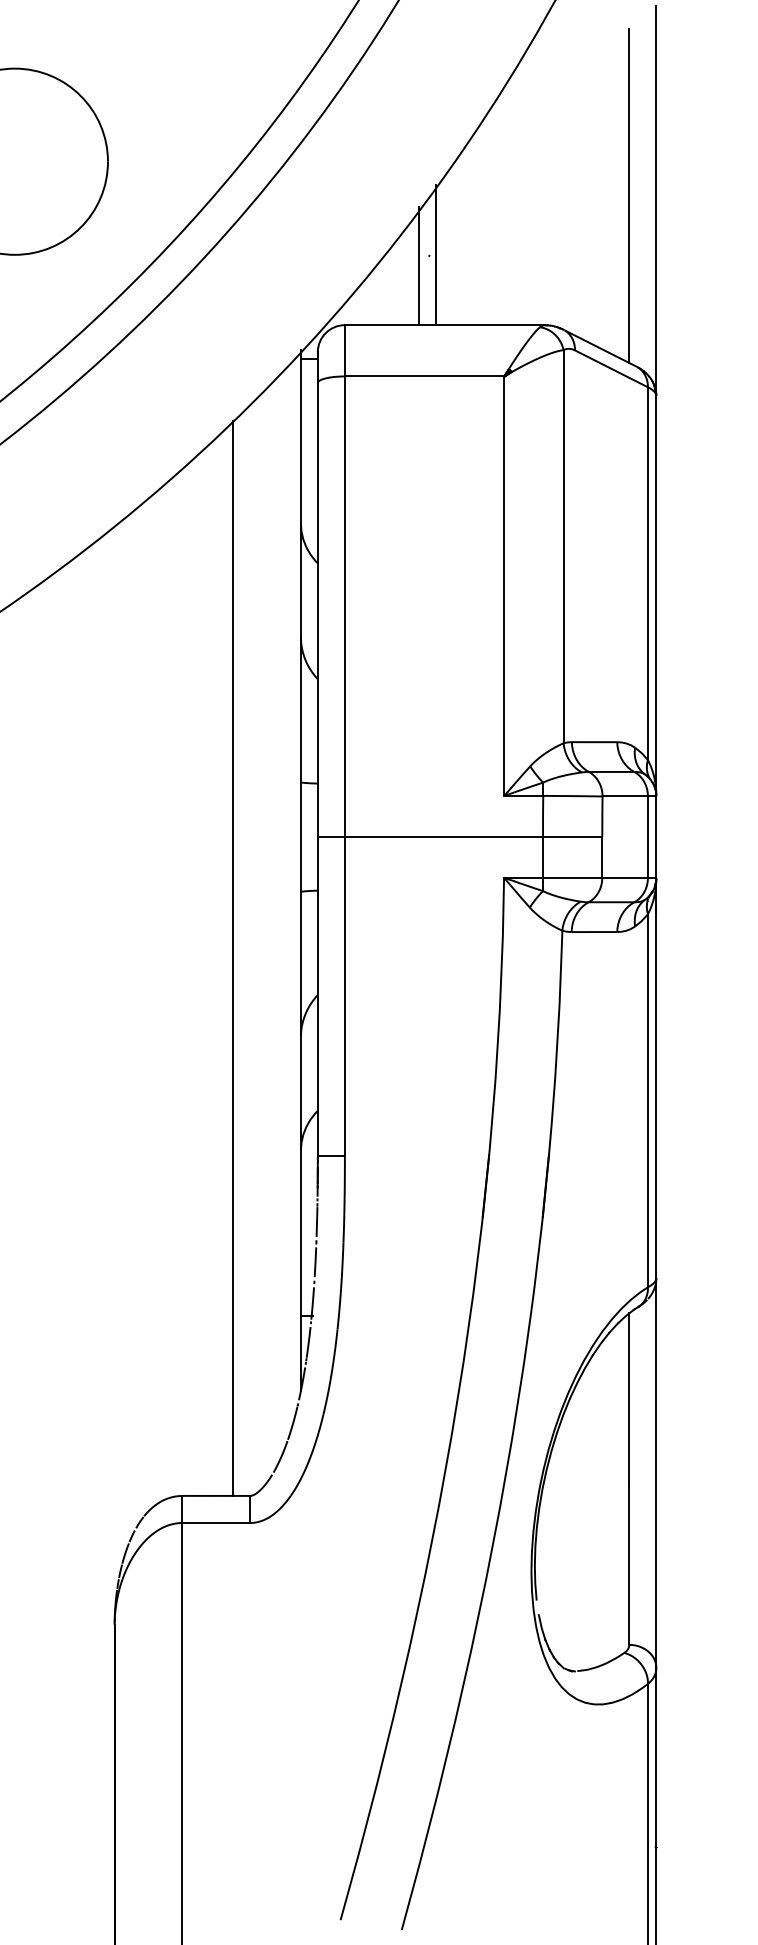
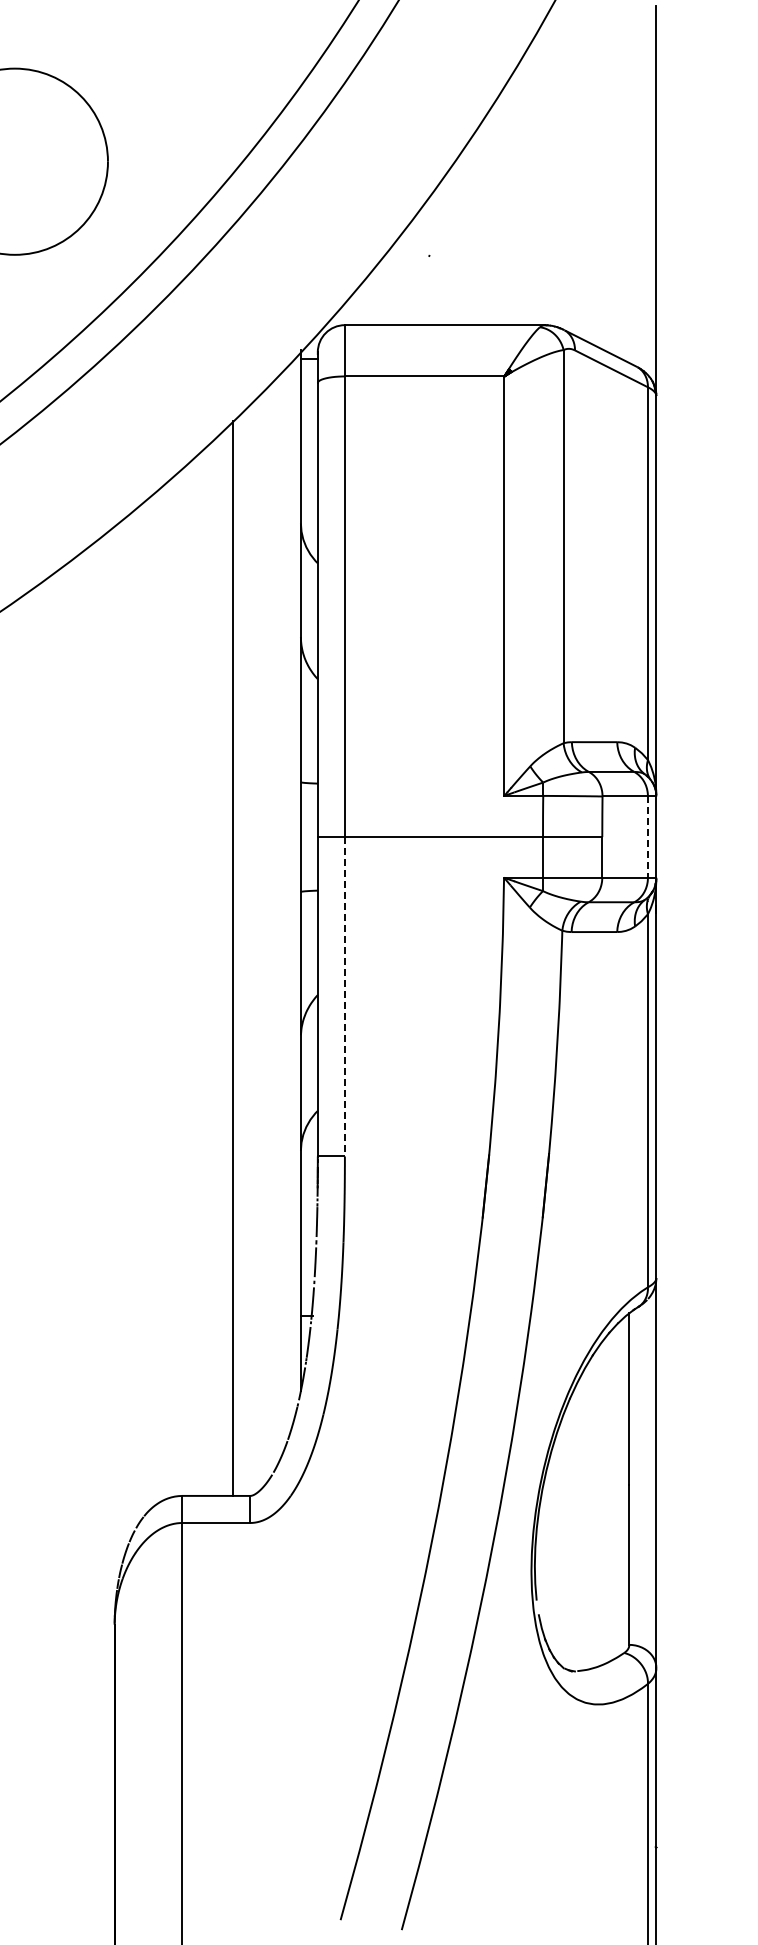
line: present -> none (629, 196)
line: present -> none (436, 254)
line: present -> none (419, 266)
line: solid -> dashed (647, 837)
line: solid -> dashed (344, 996)
